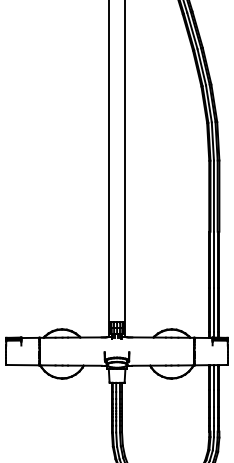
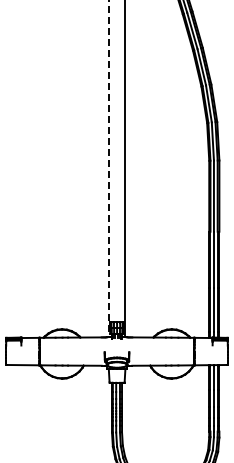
line: solid -> dashed (109, 169)
